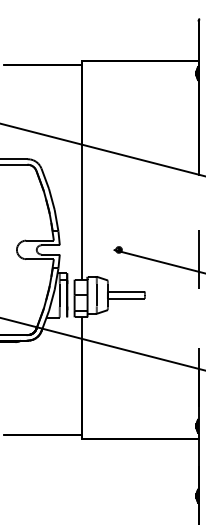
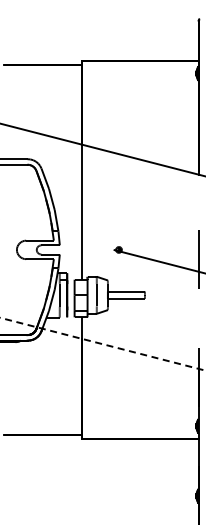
line: solid -> dashed (102, 344)
